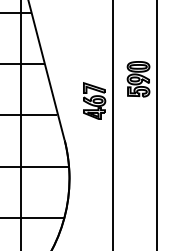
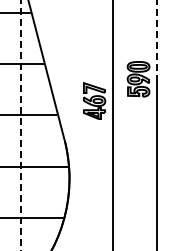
line: solid -> dashed (156, 40)
line: solid -> dashed (21, 125)
